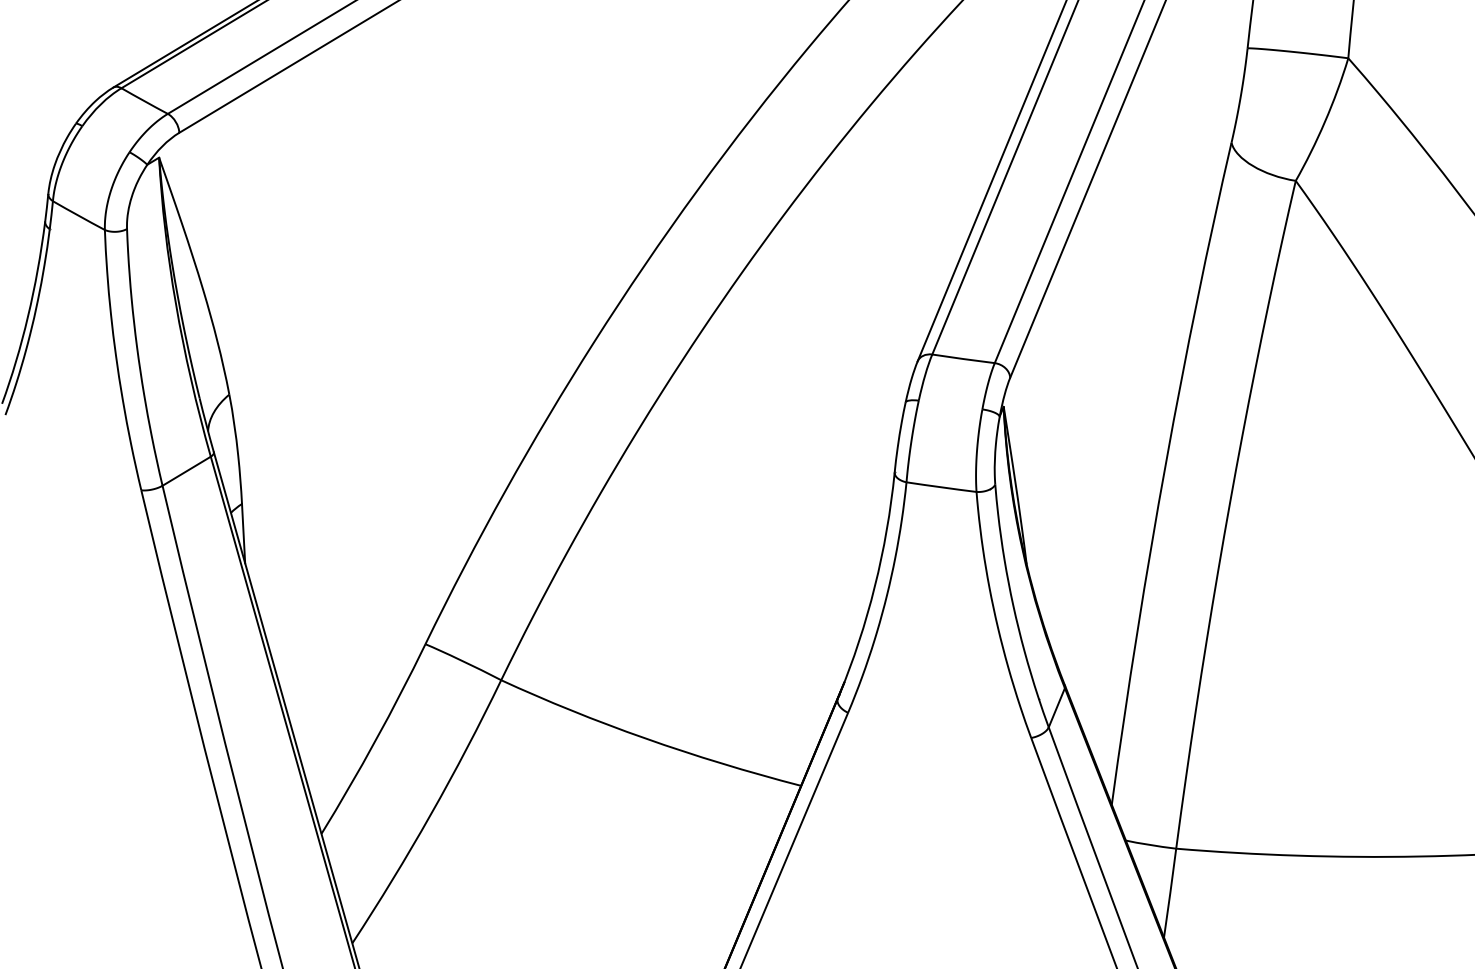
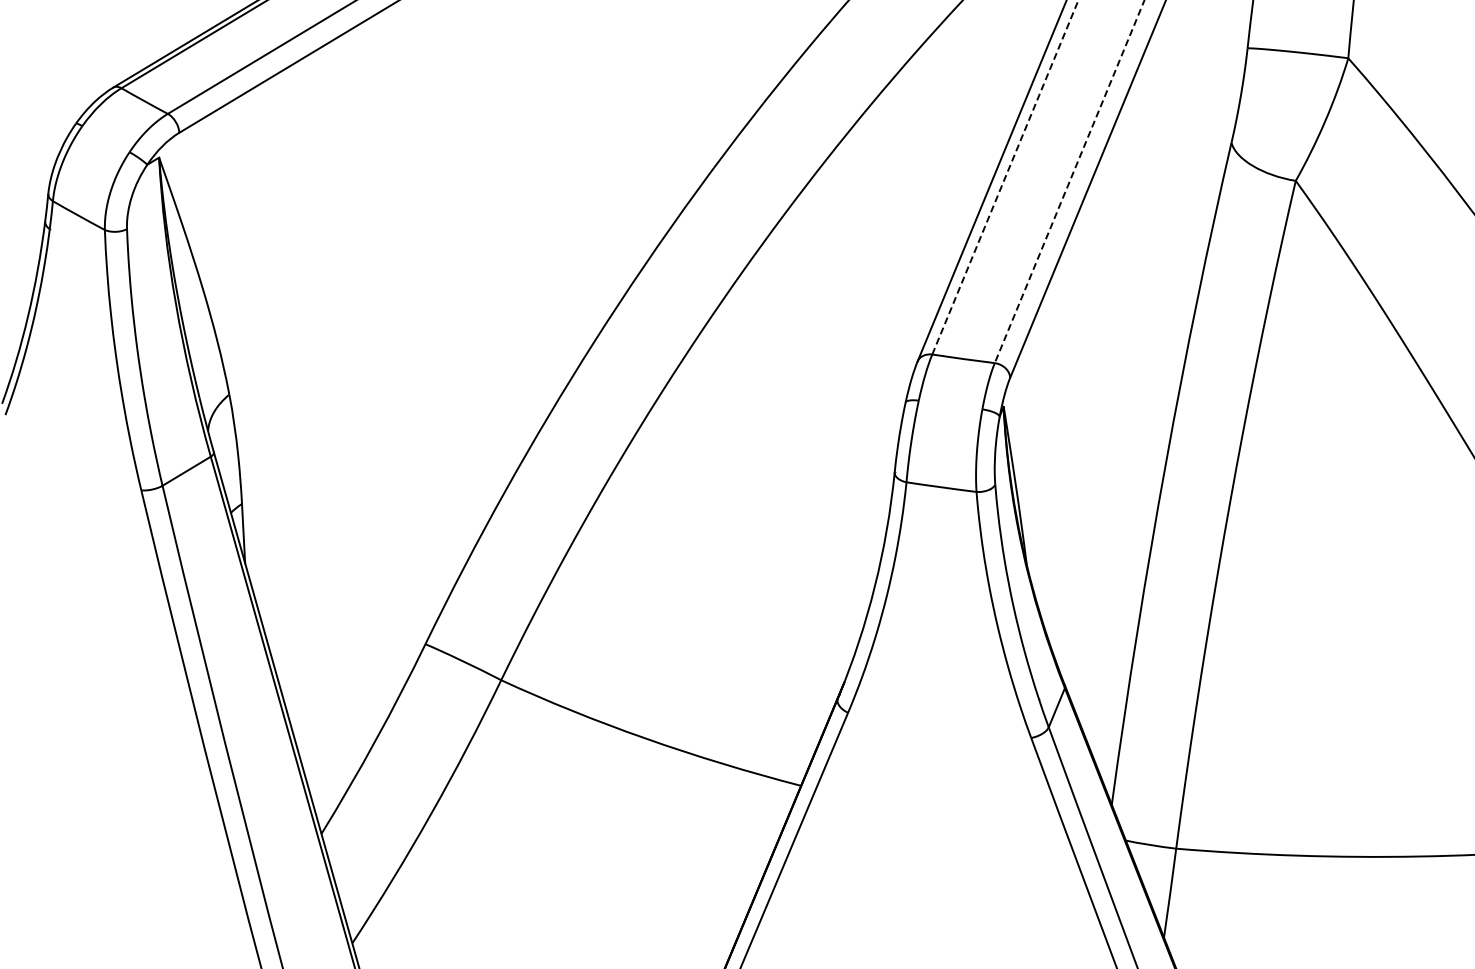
line: solid -> dashed (1005, 177)
line: solid -> dashed (1069, 182)
